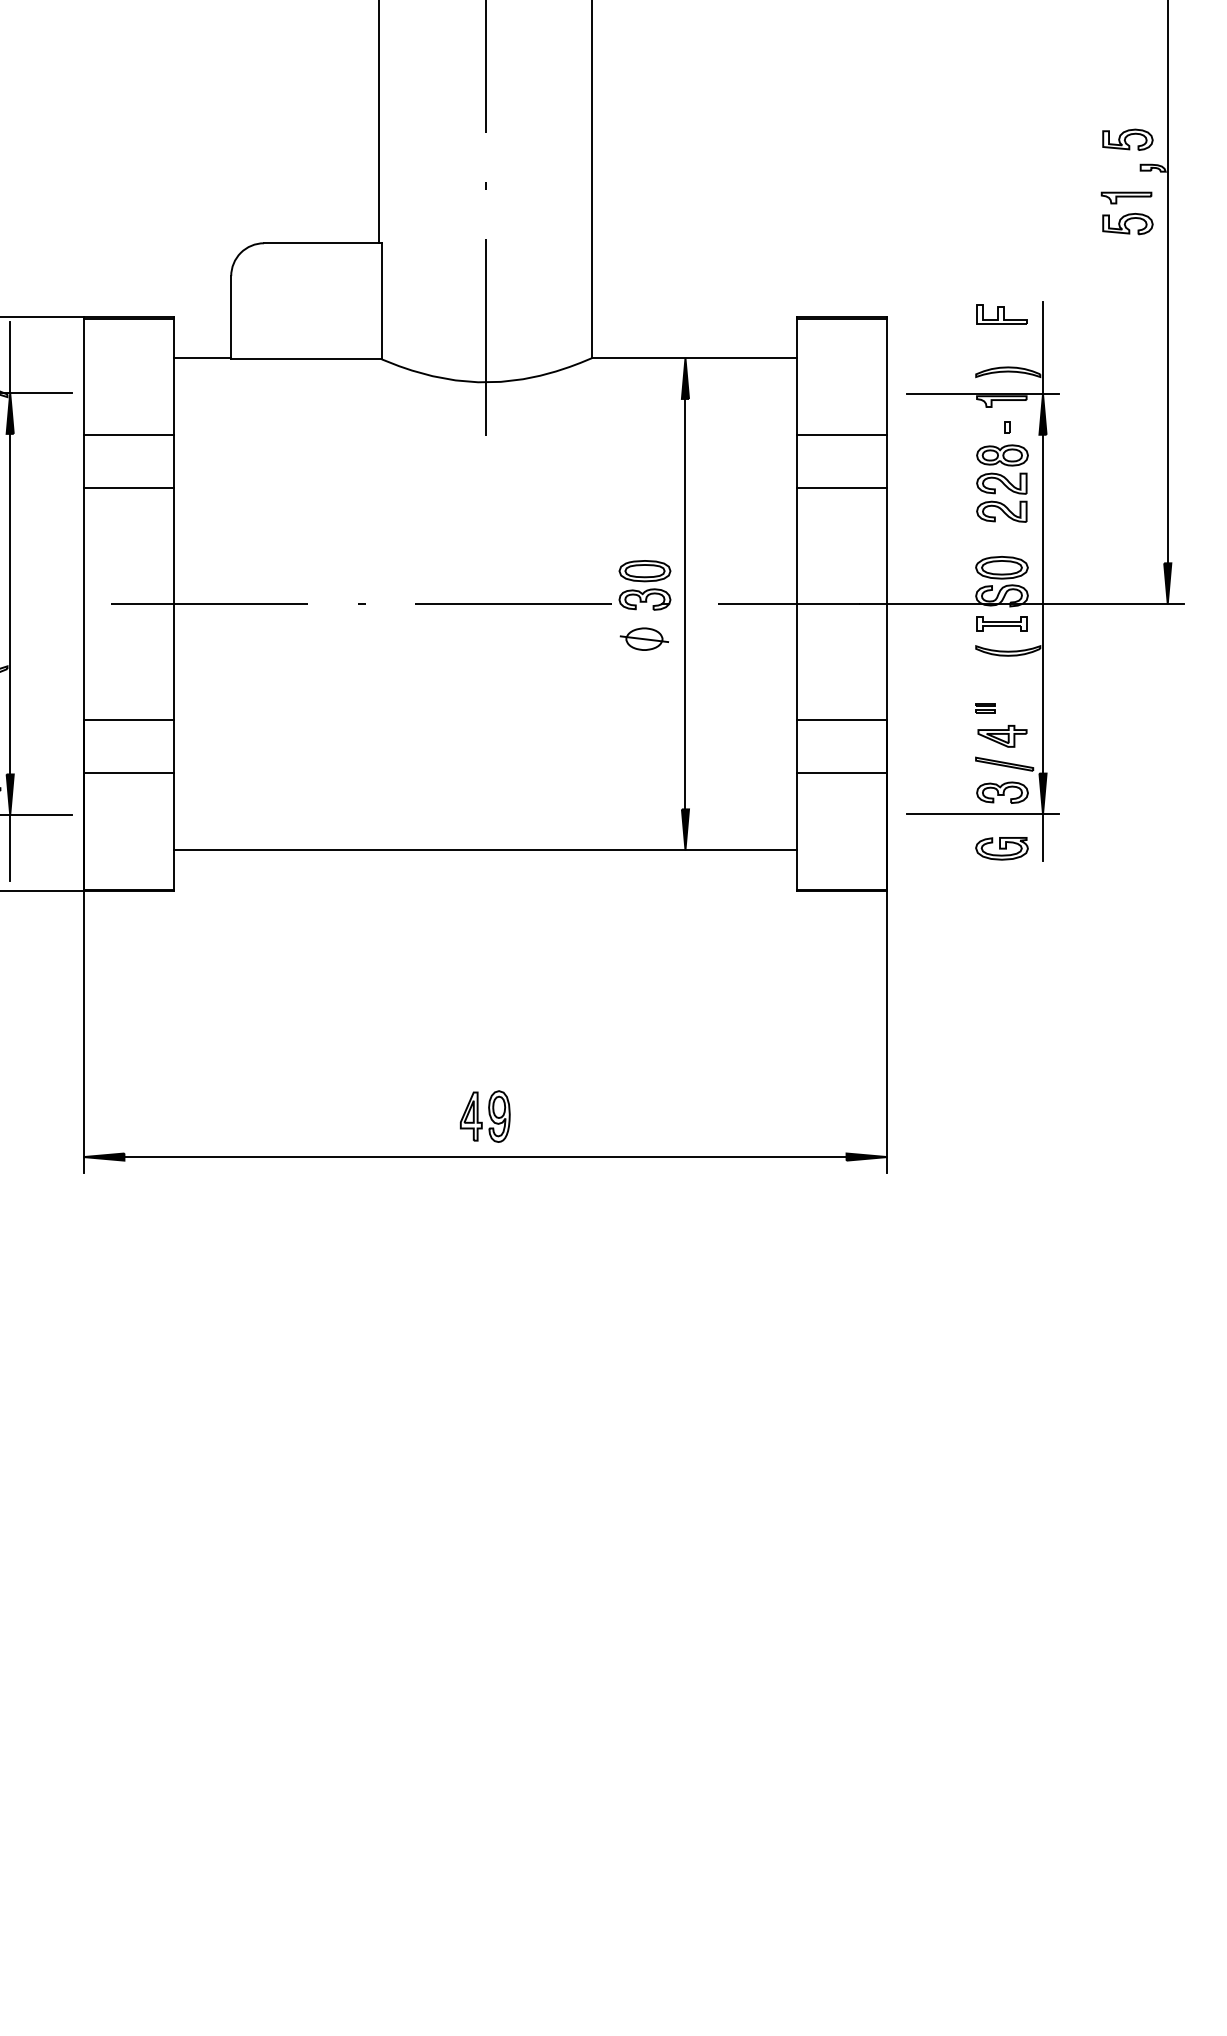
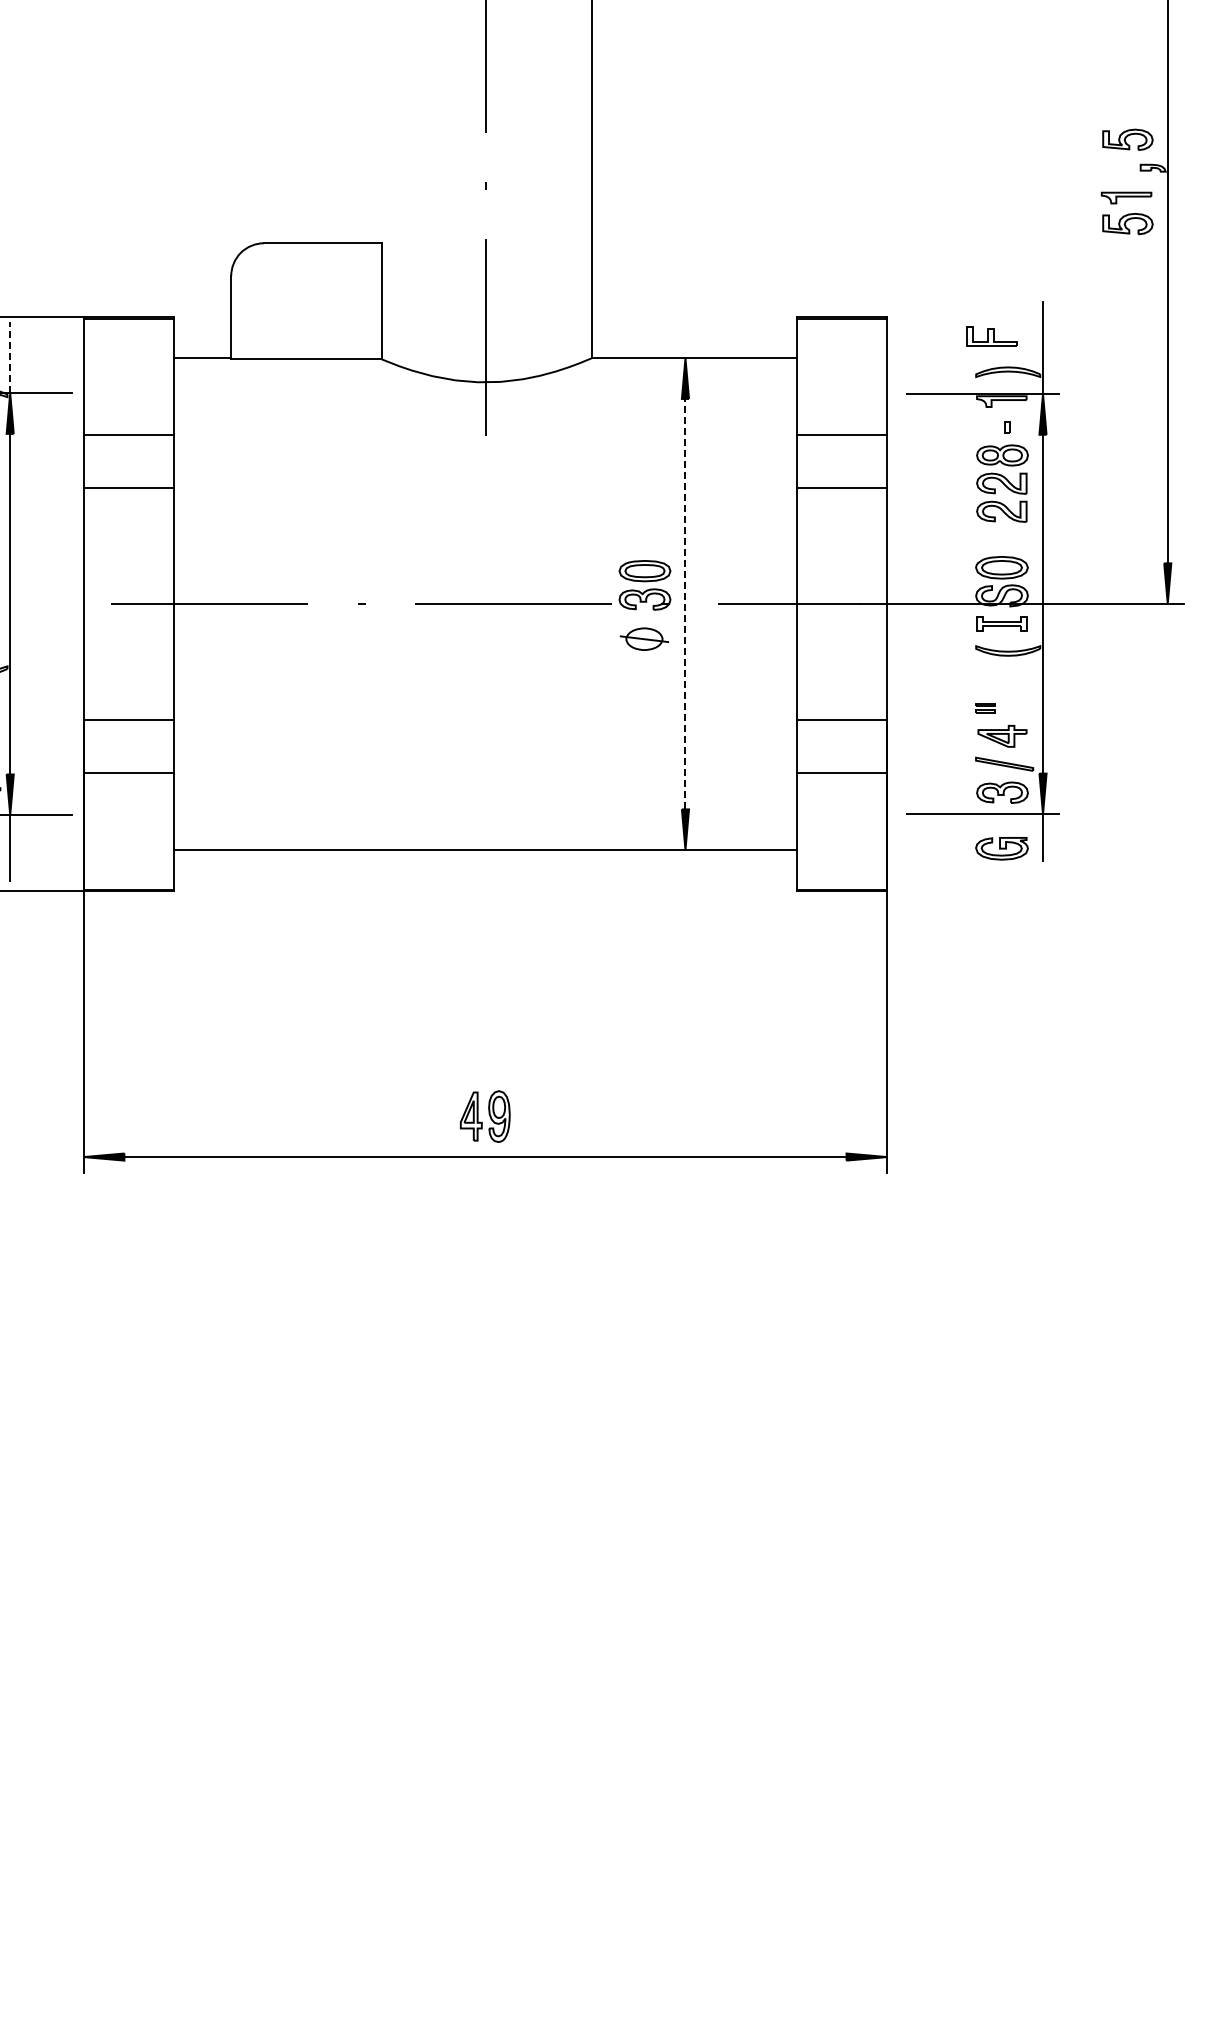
line: present -> none (378, 122)
part position: (1001, 314) -> (991, 336) (991, 336)
line: solid -> dashed (10, 357)
line: solid -> dashed (685, 603)
